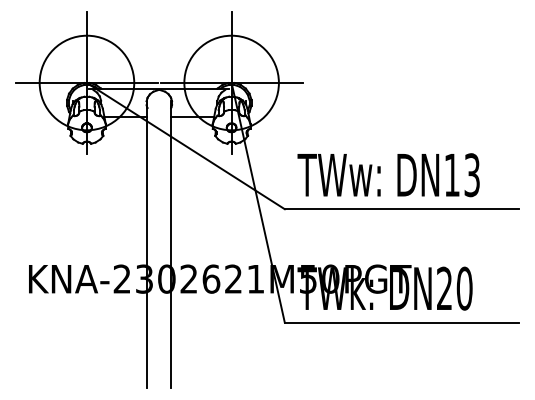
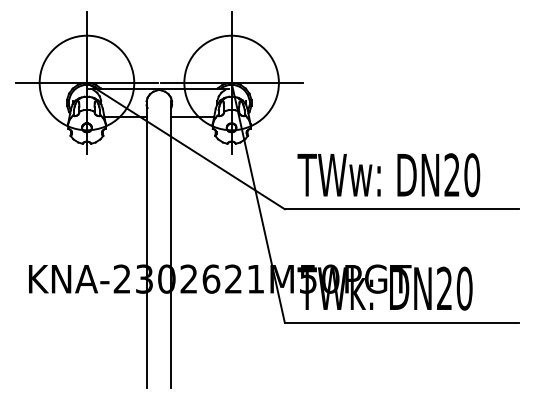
text: DN13 -> DN20 (462, 175)
